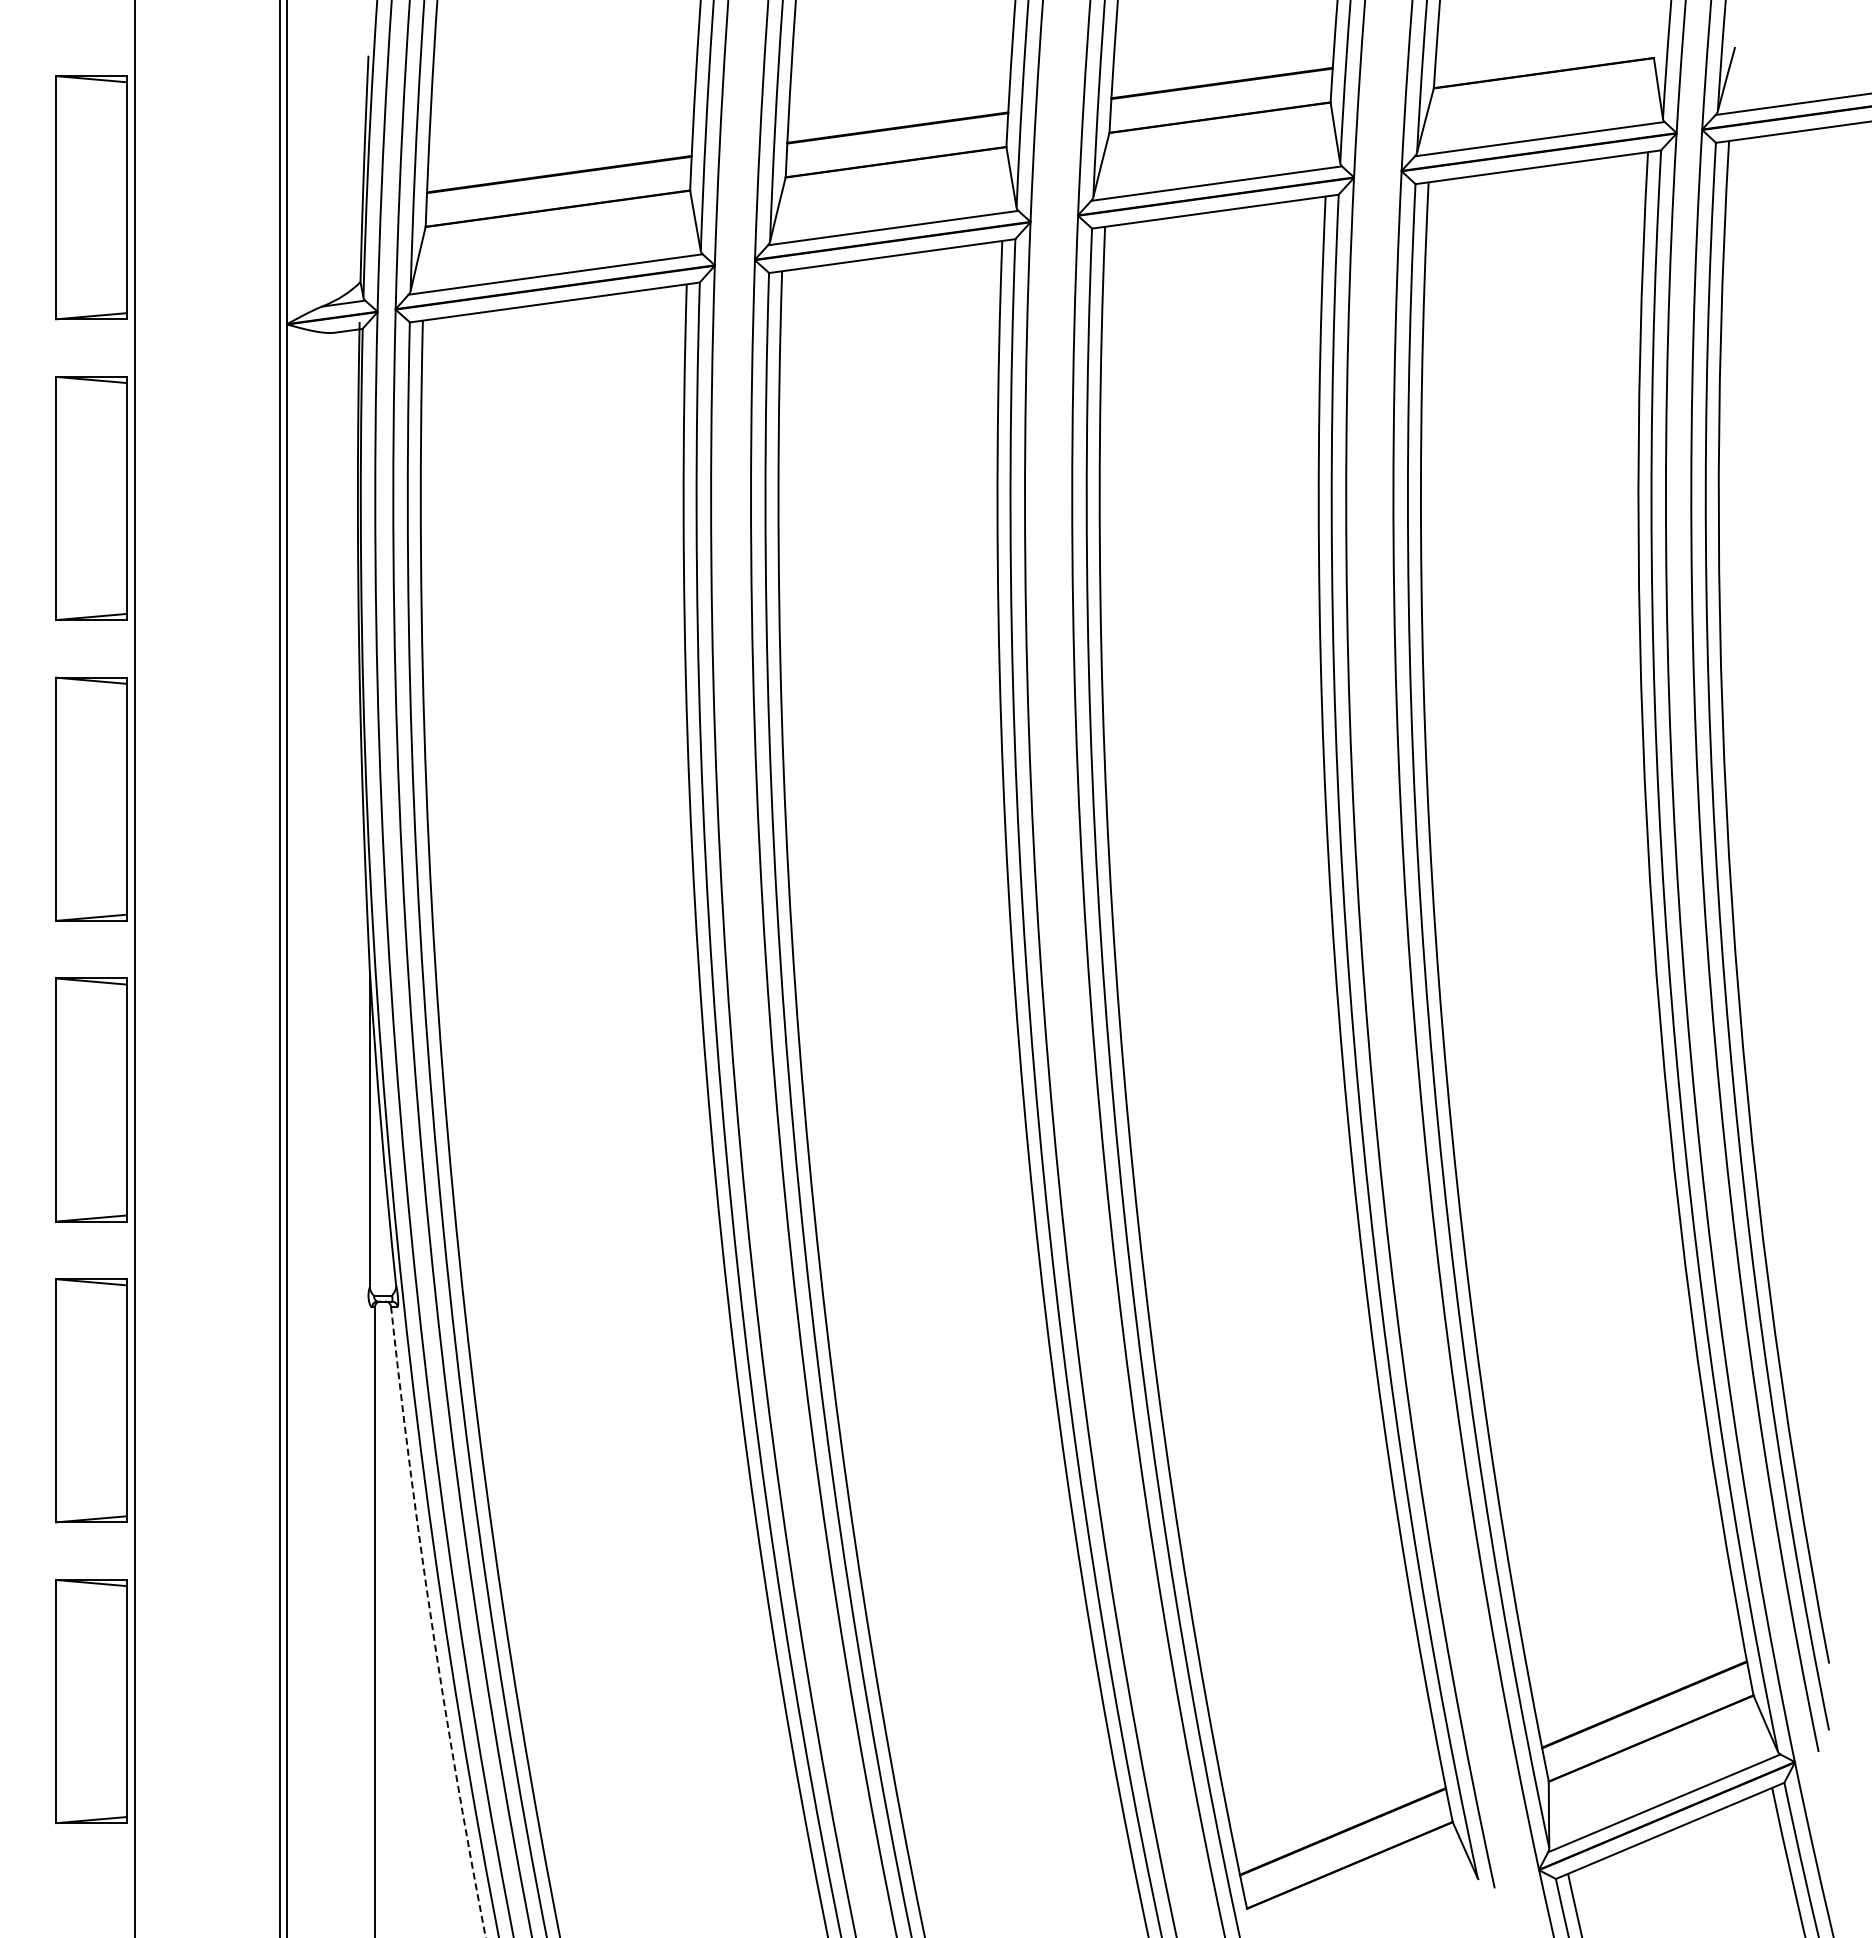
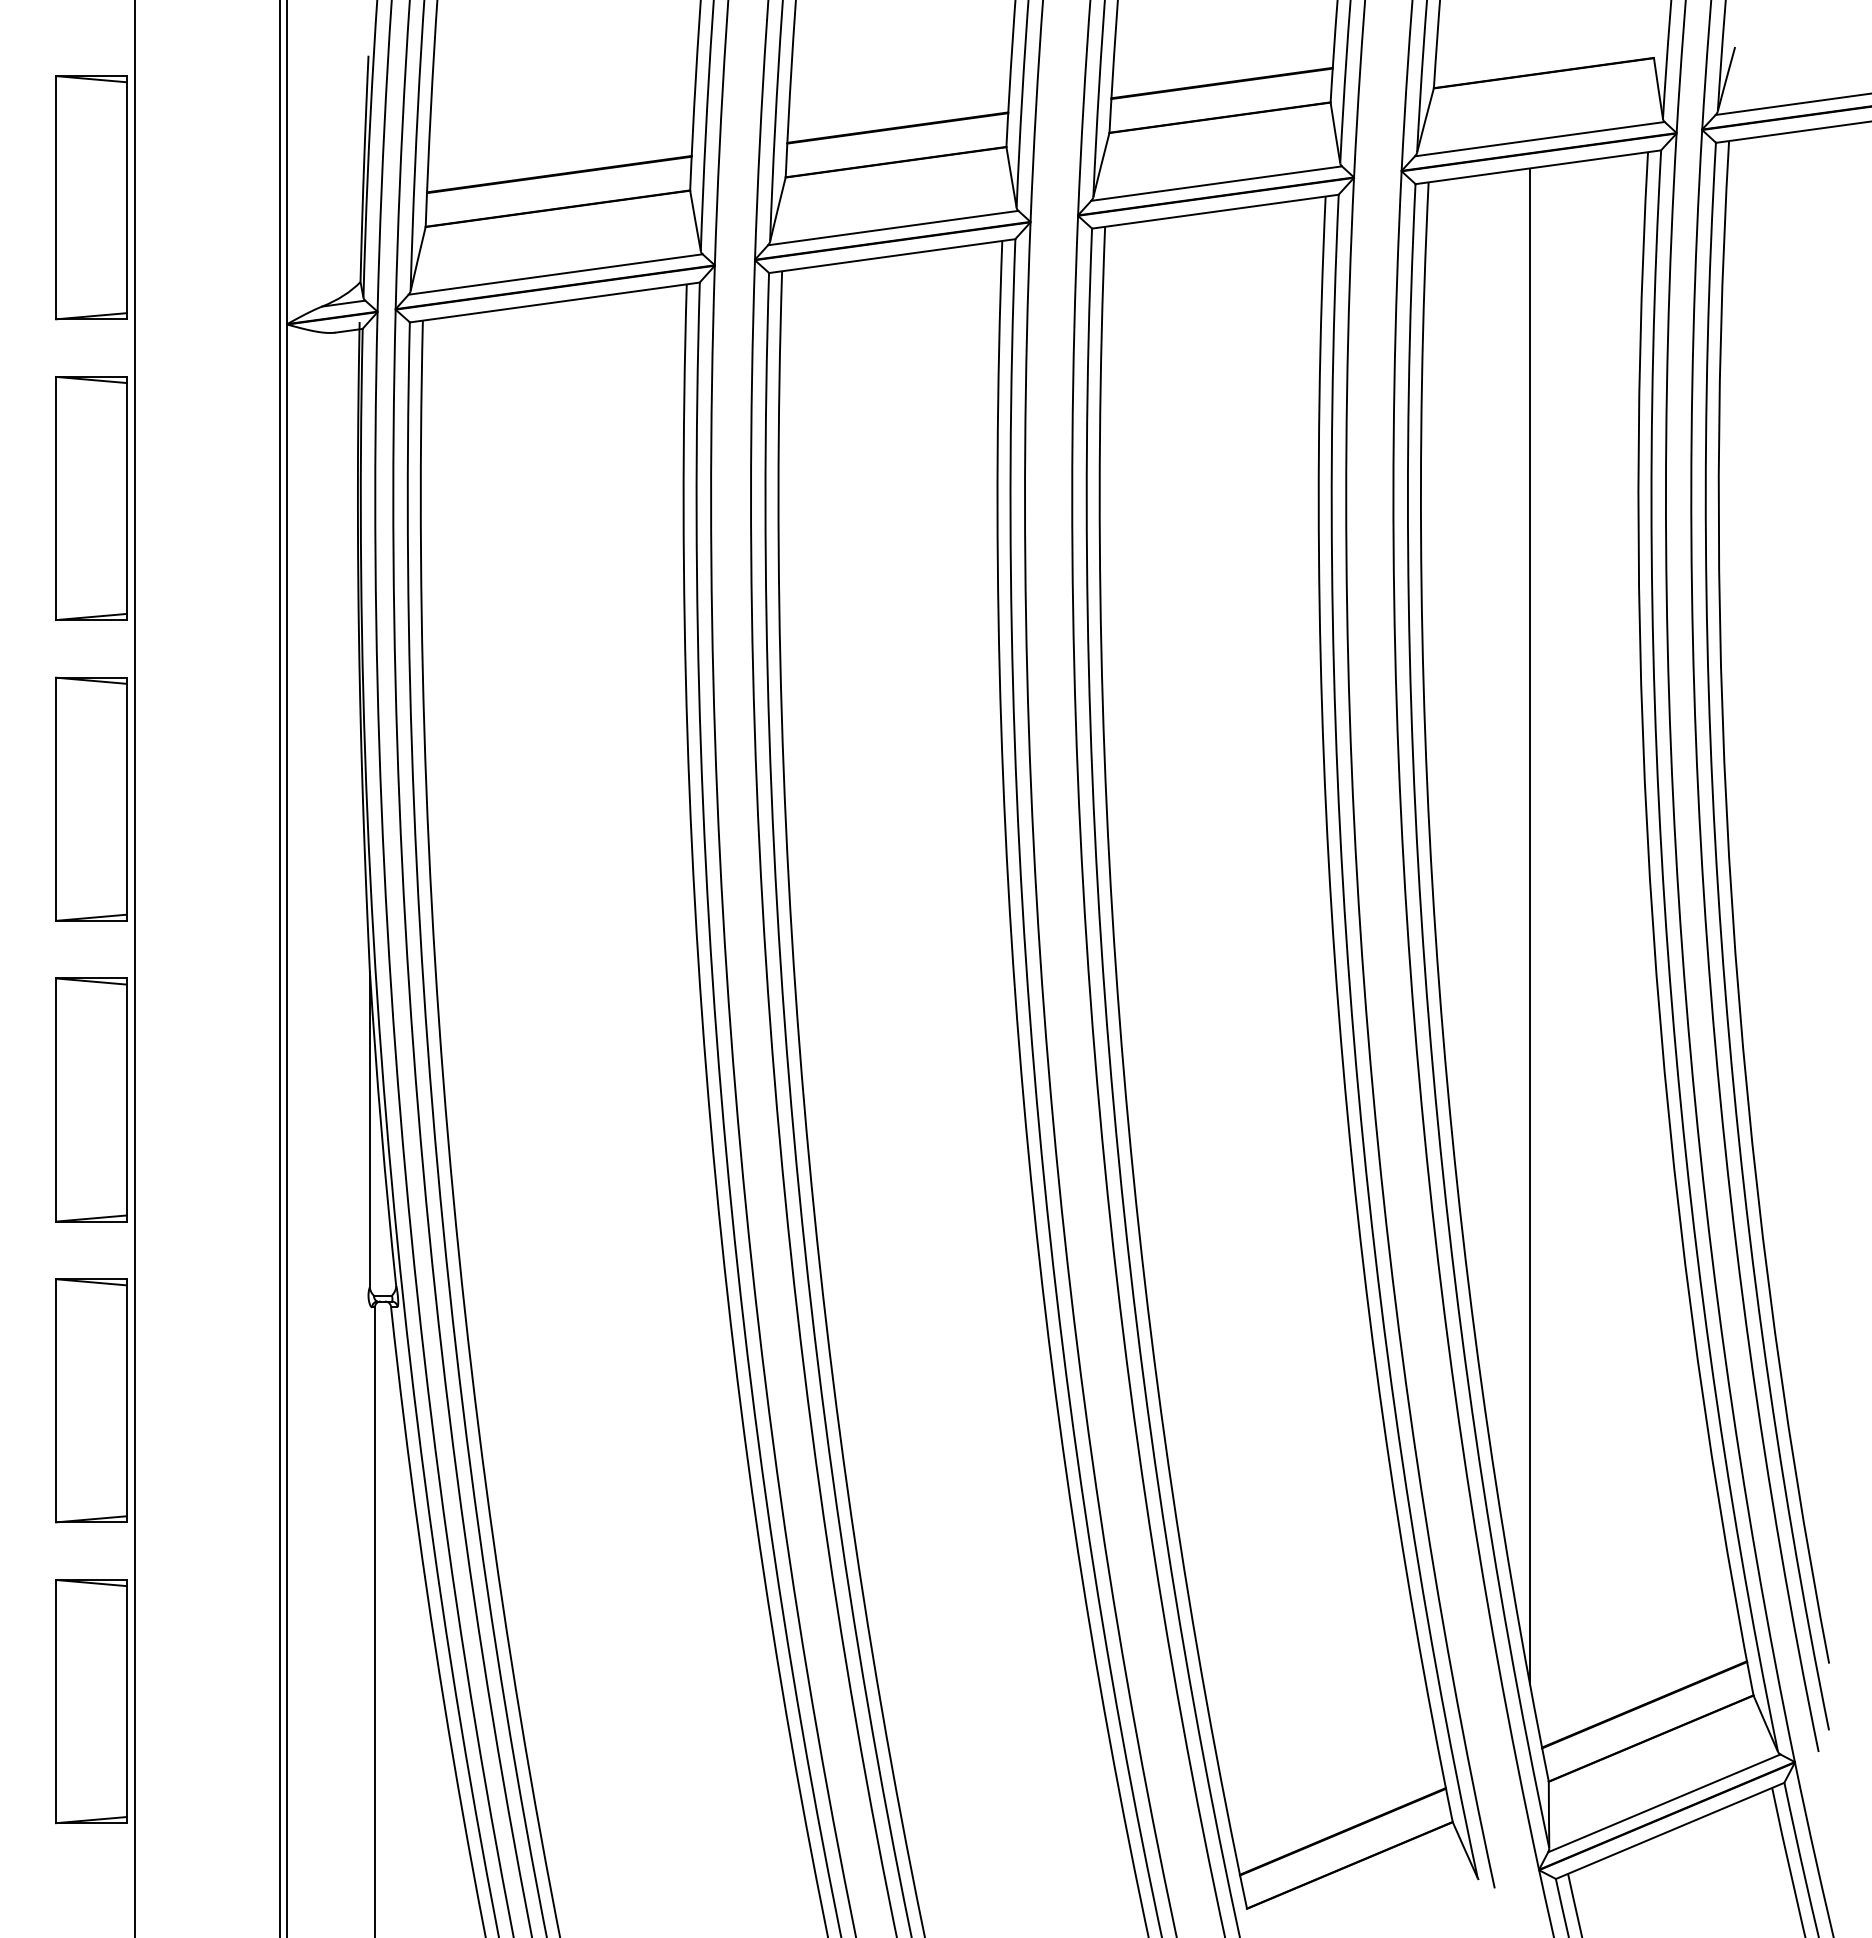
line: none -> present (1529, 926)
arc: dashed -> solid (431, 1624)
